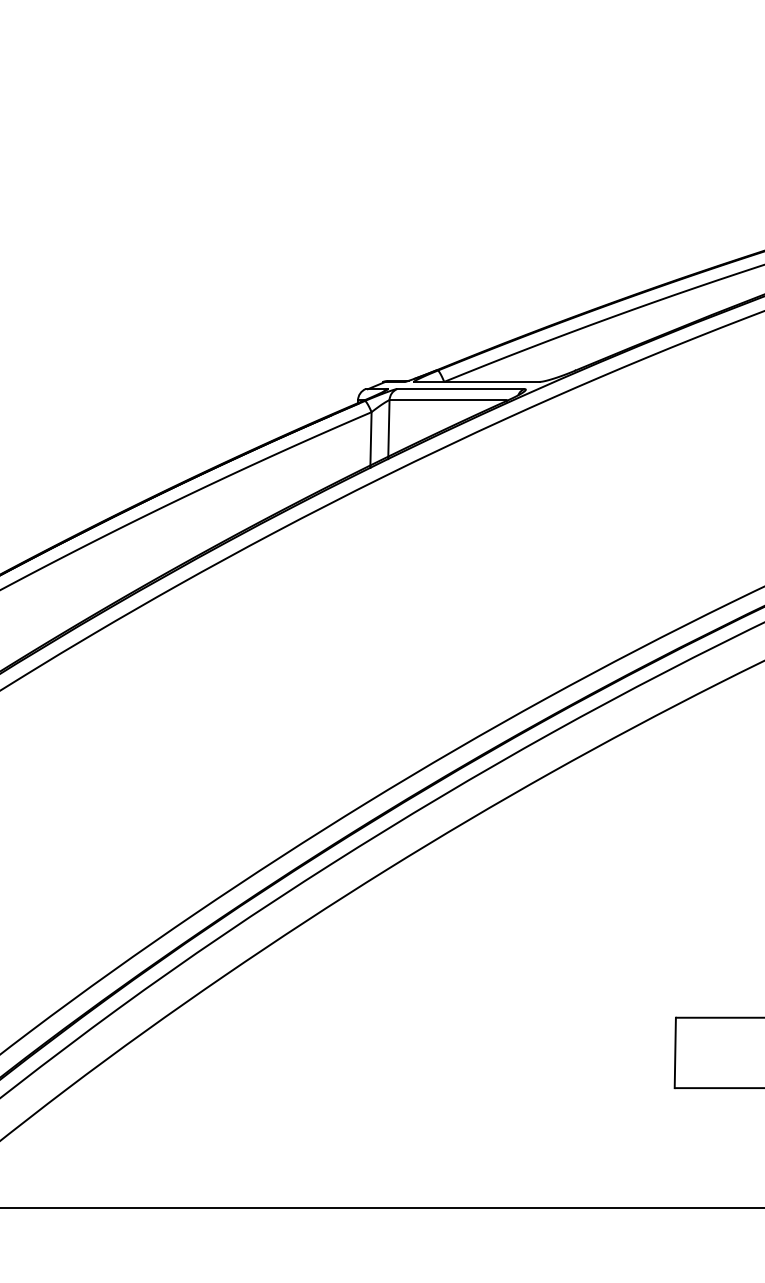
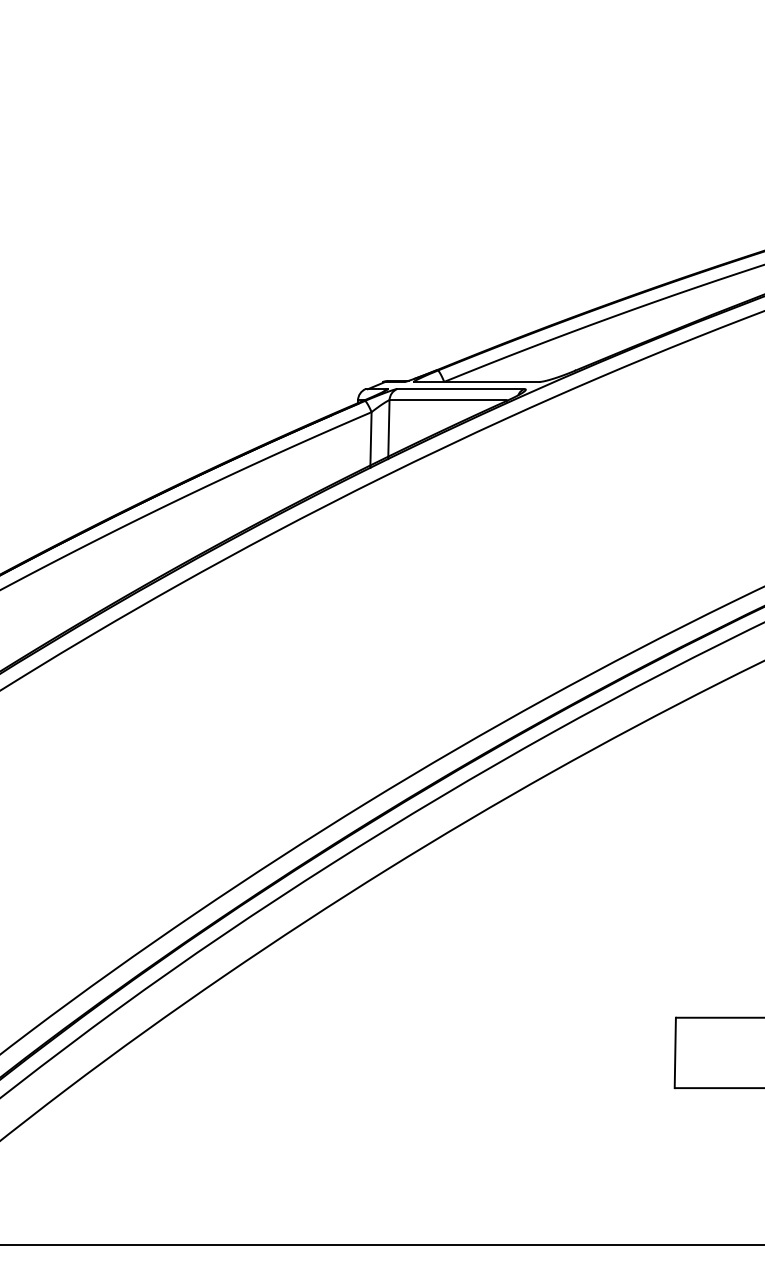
line position: (381, 1207) -> (381, 1244) (381, 1244)
